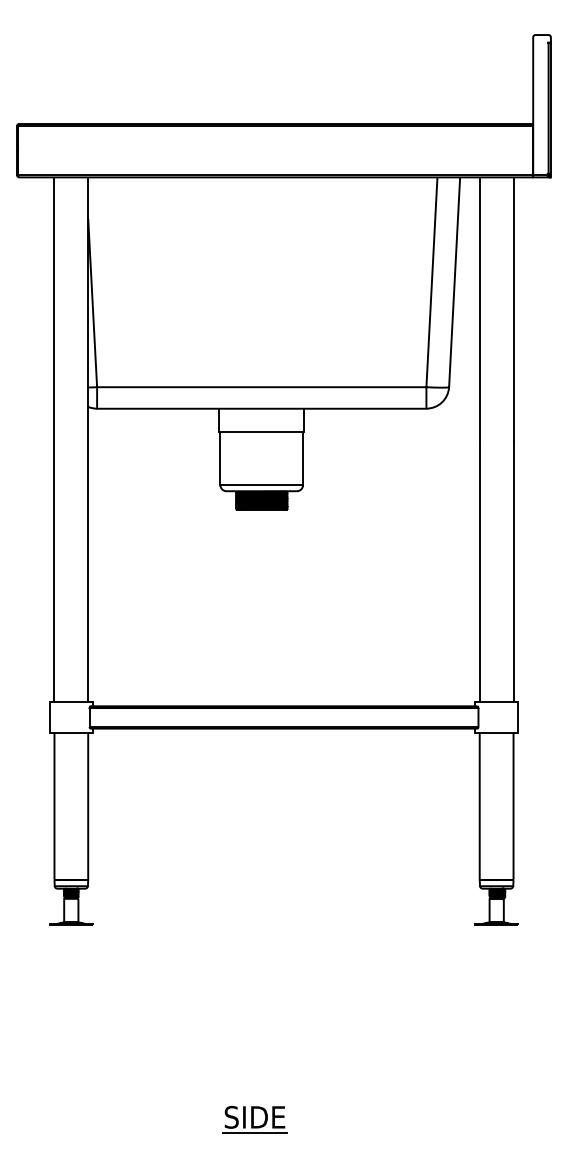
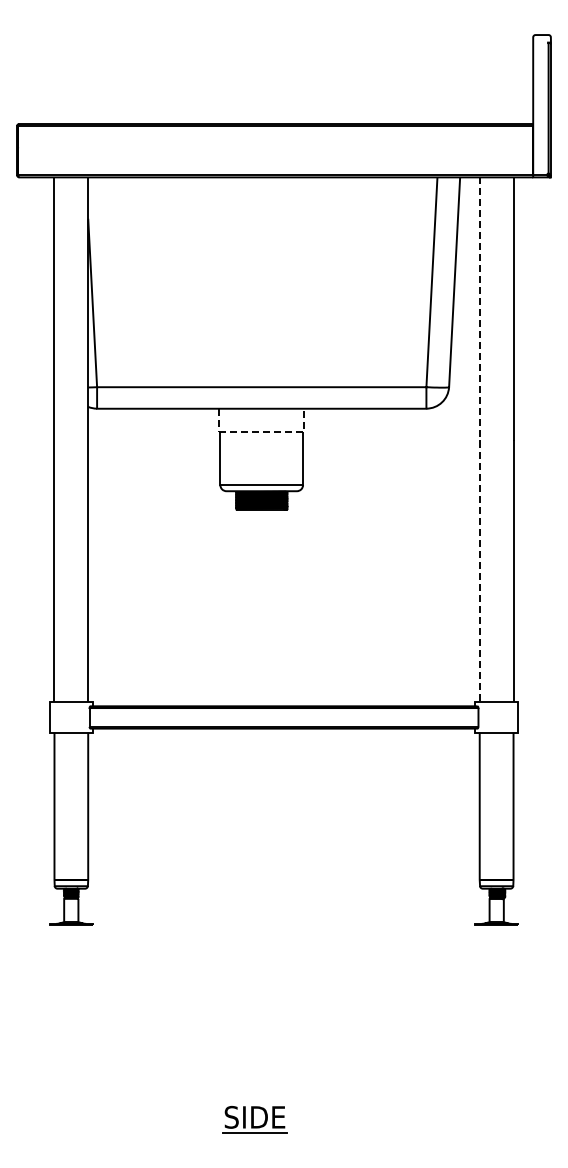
line: solid -> dashed (262, 431)
line: solid -> dashed (479, 440)
